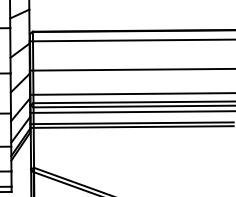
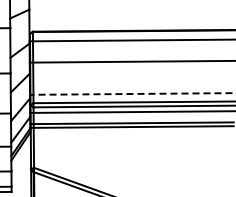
line position: (130, 69) -> (130, 61) (130, 61)
line: solid -> dashed (132, 93)
